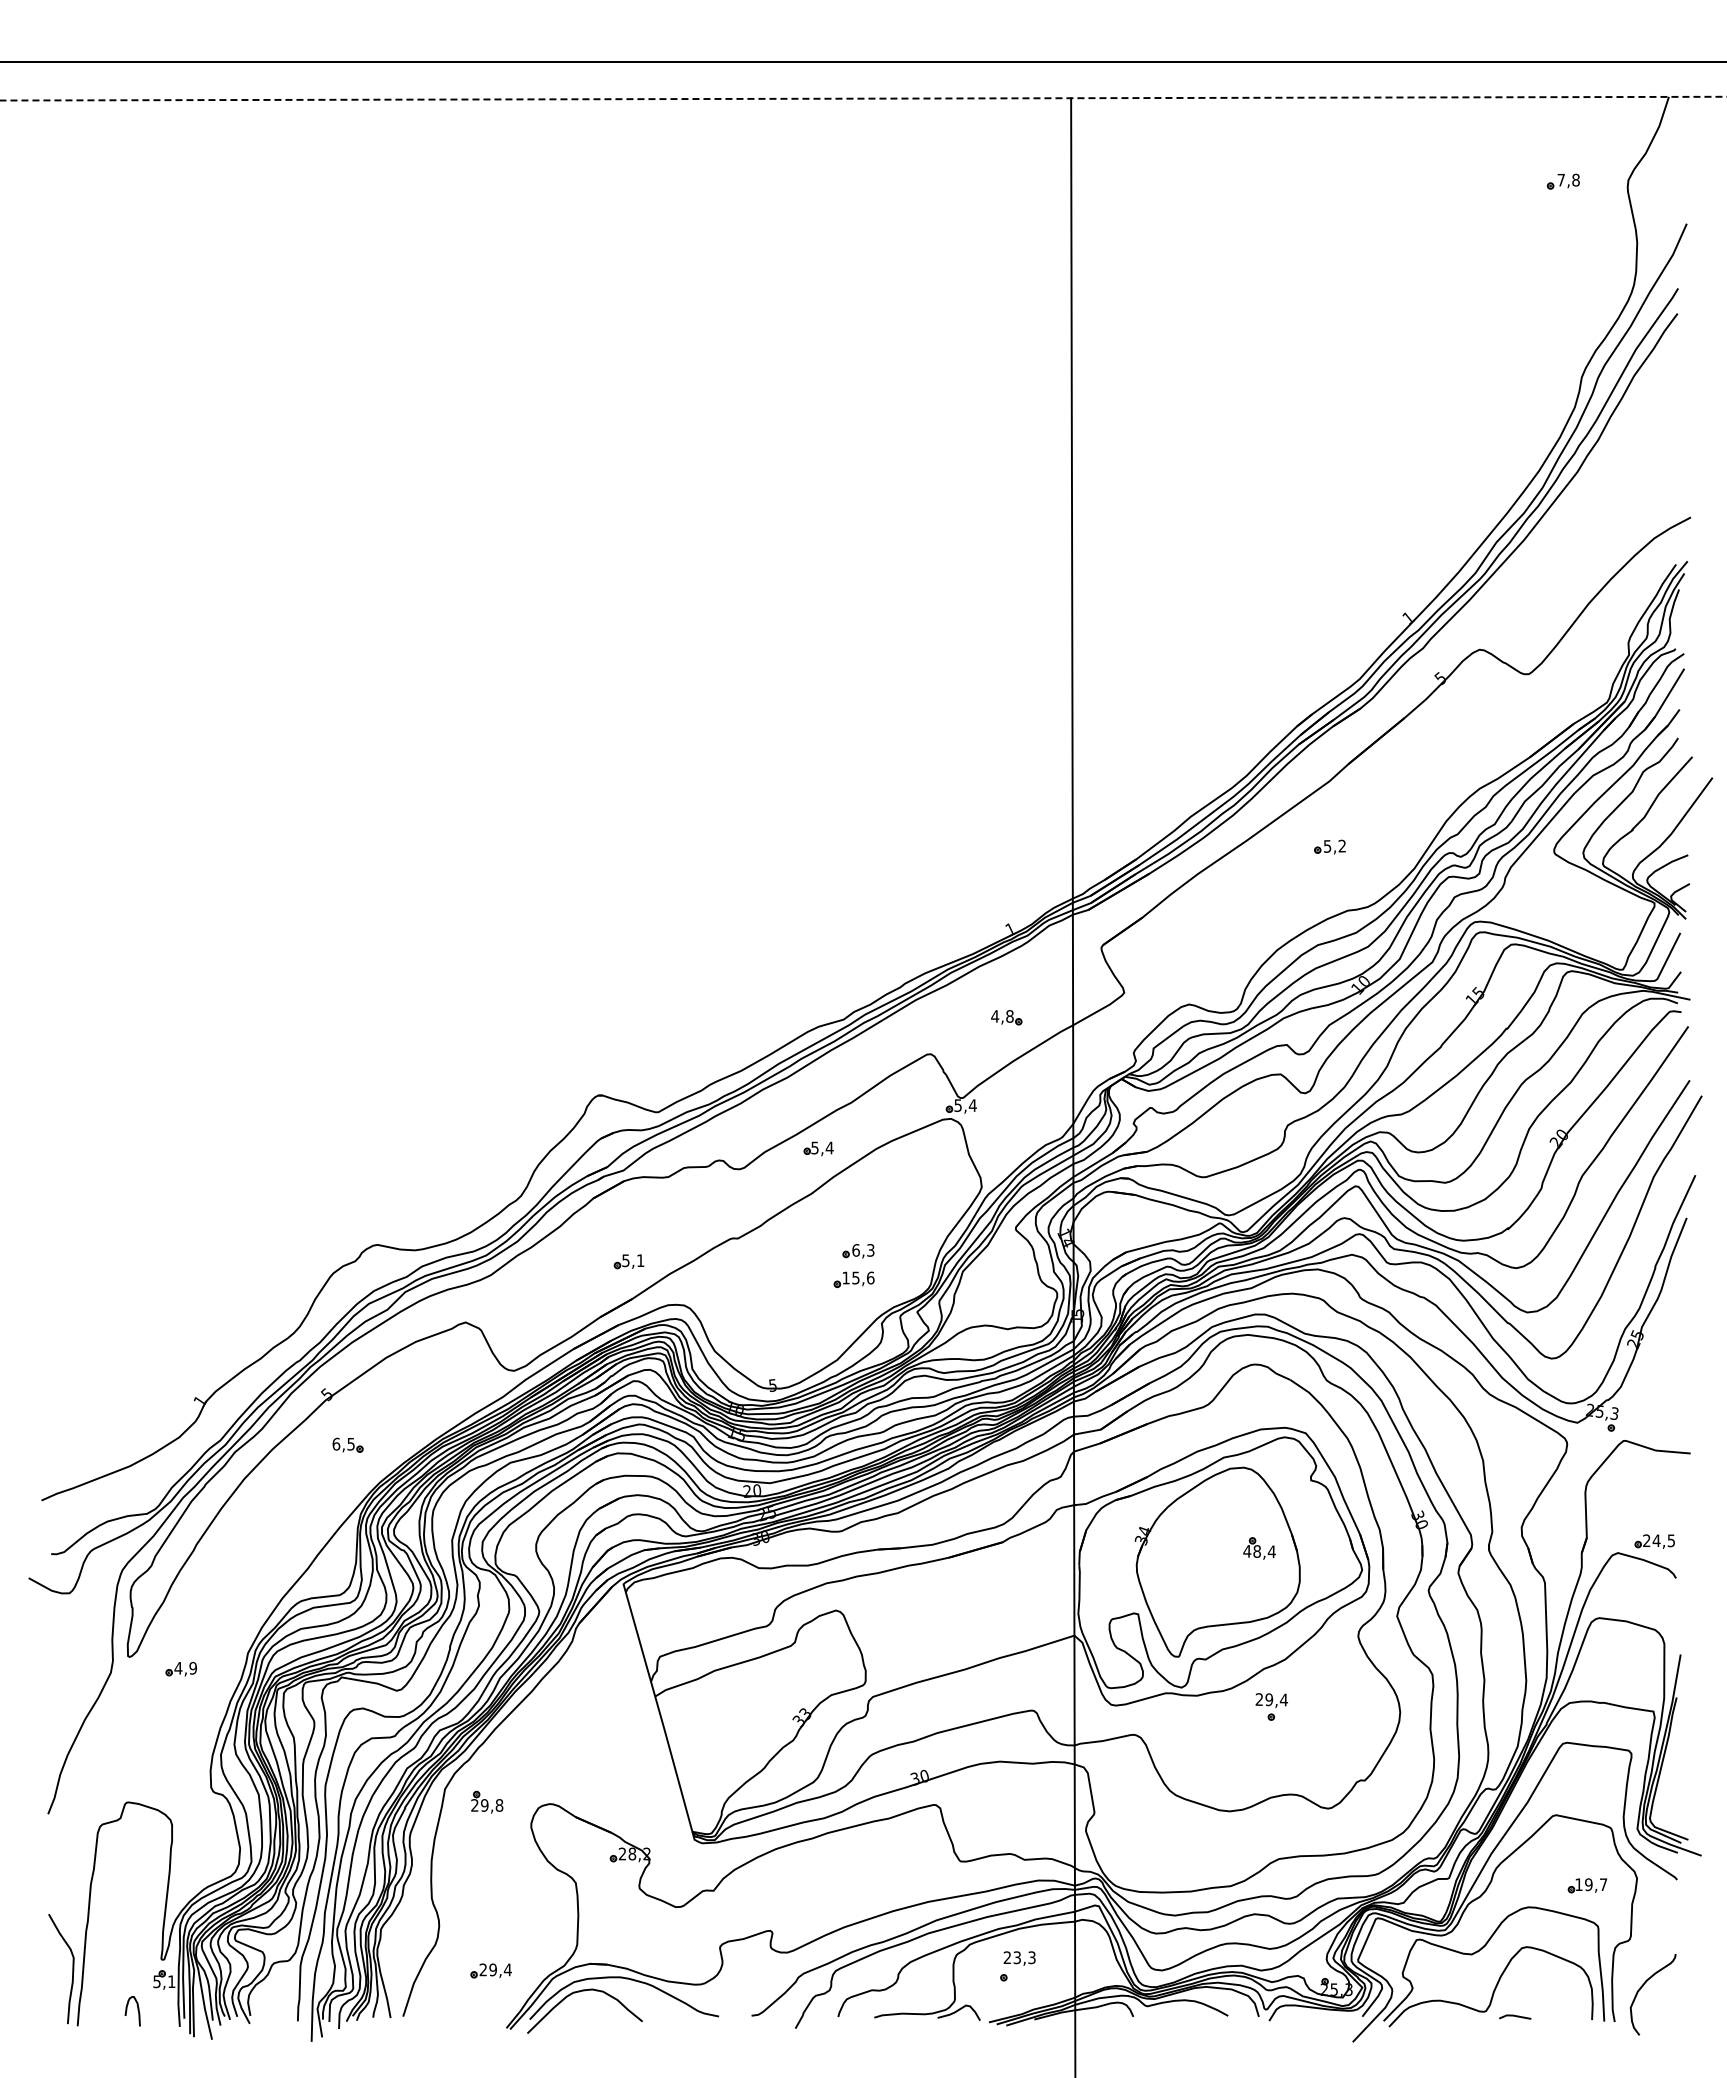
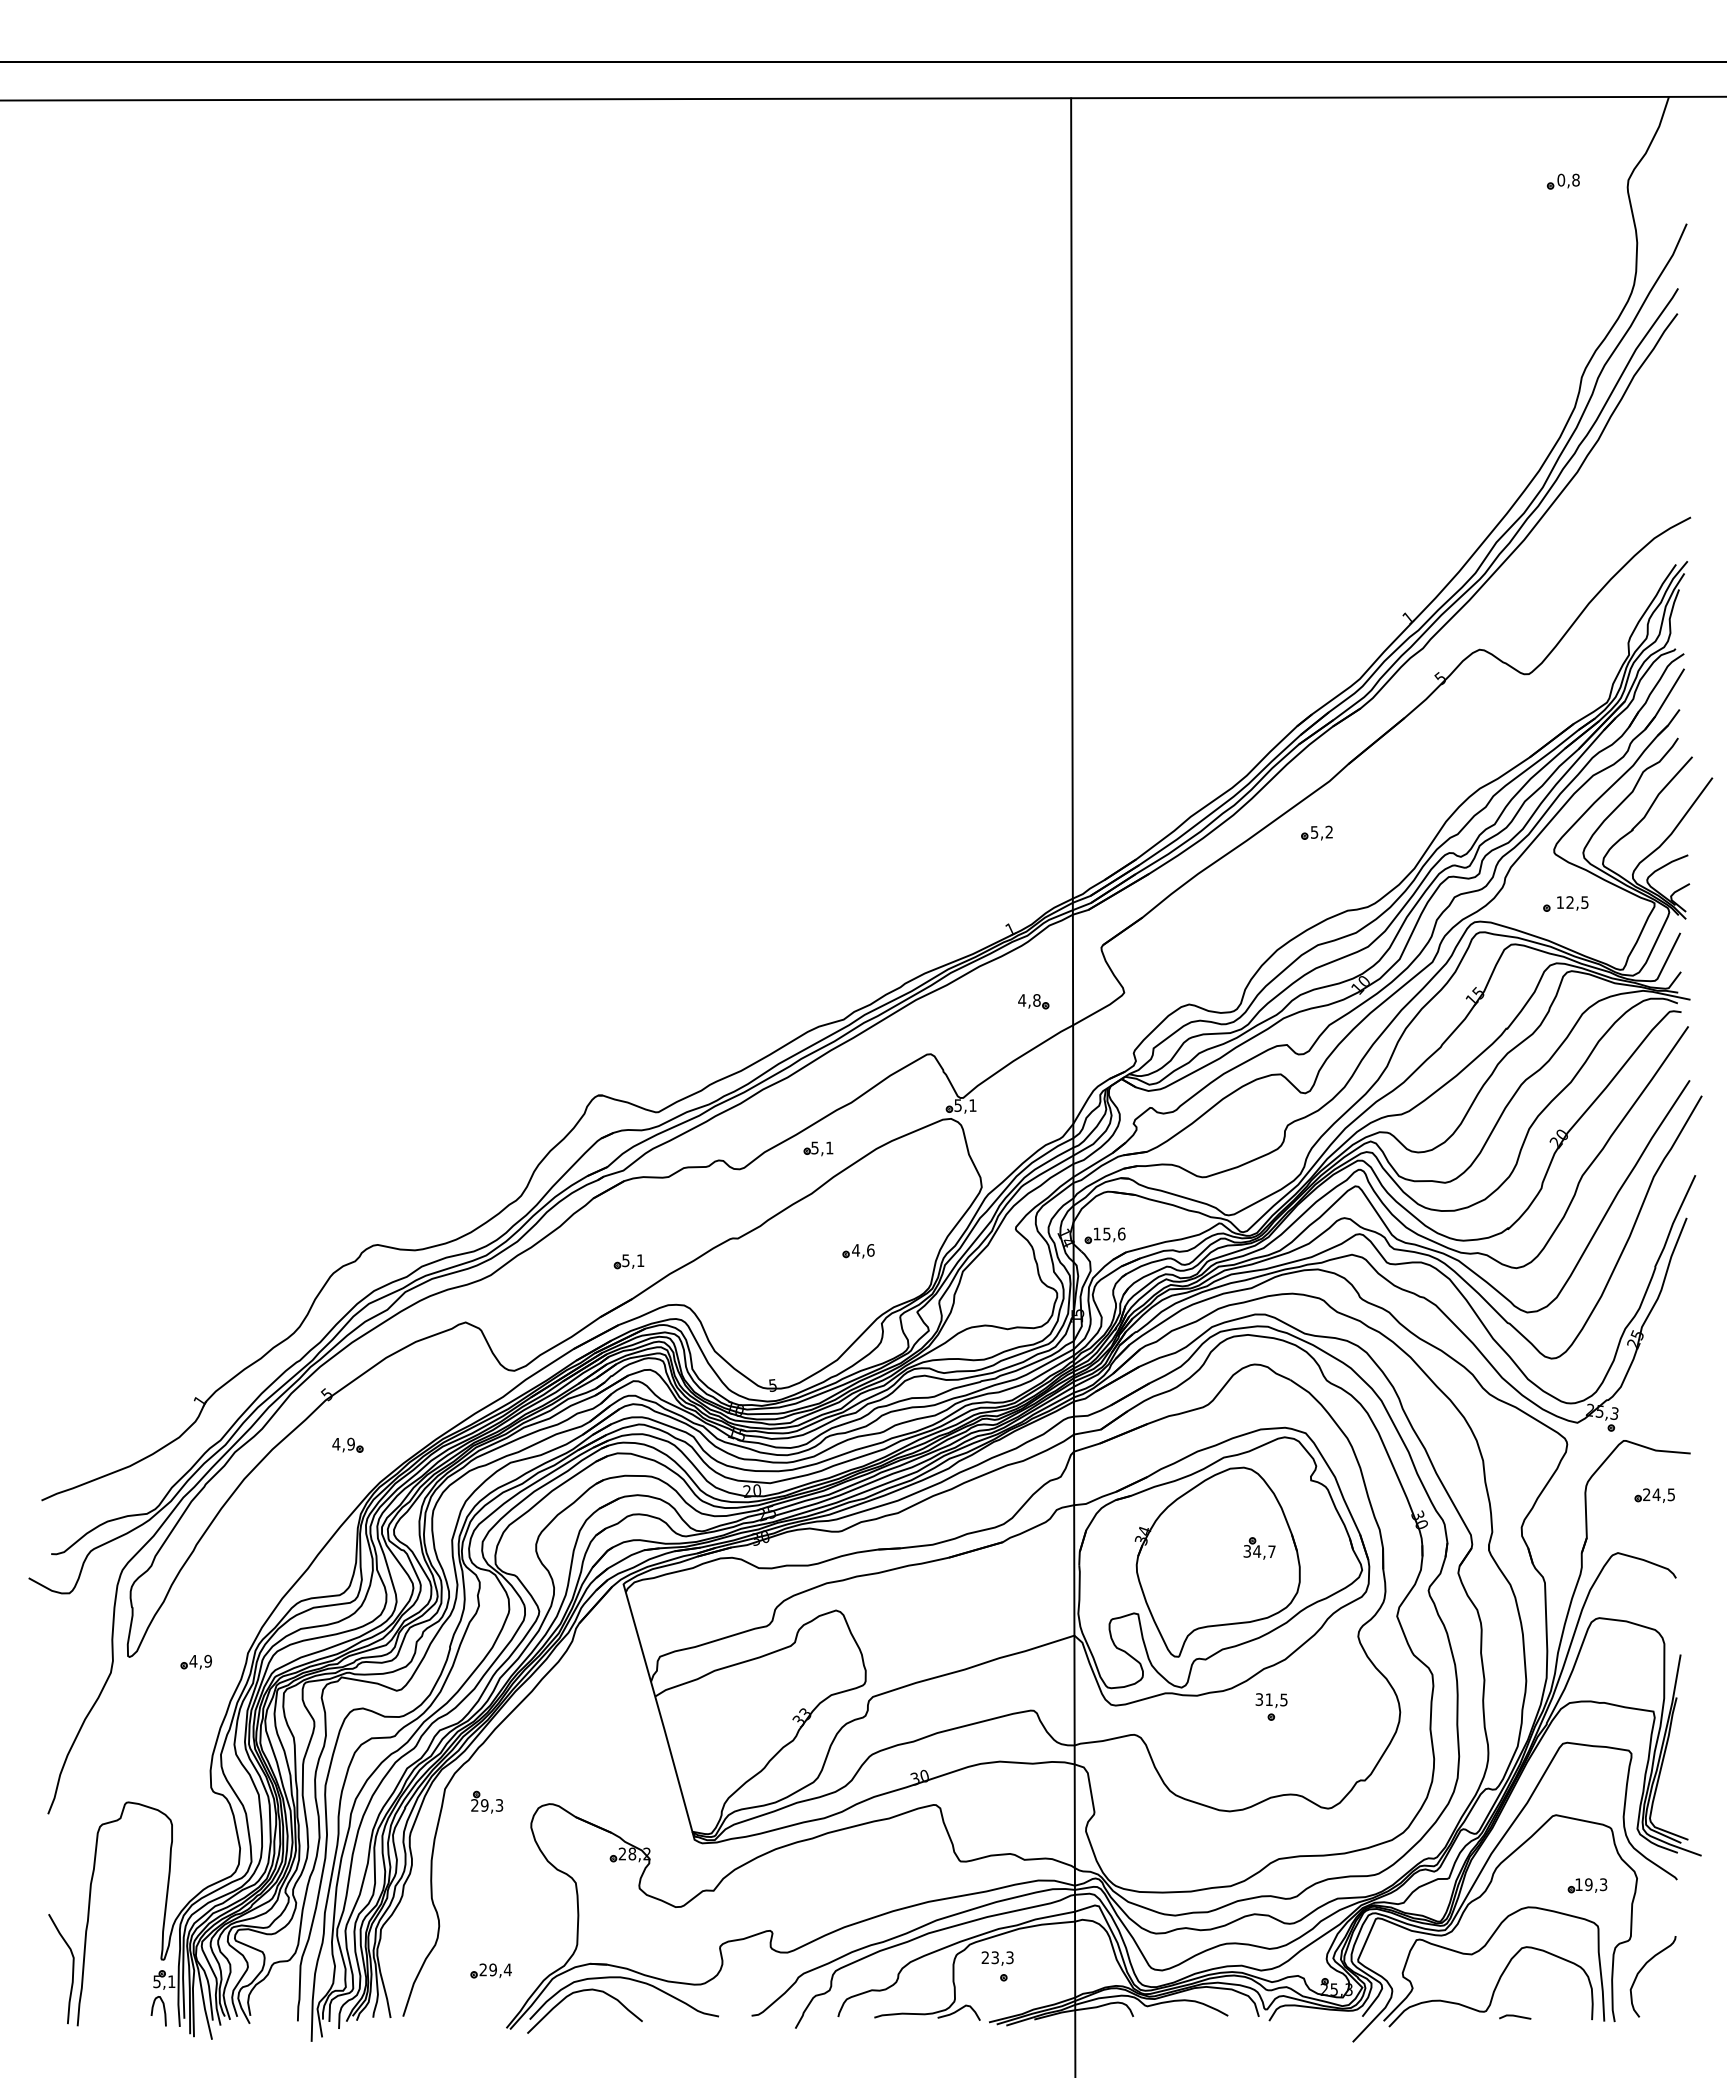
line: dashed -> solid (864, 98)
text: 7,8 -> 0,8 (1561, 179)
part position: (1329, 846) -> (1316, 832) (1316, 832)
part: none -> present (1565, 903)
part position: (1006, 1017) -> (1033, 1001) (1033, 1001)
text: 5,4 -> 5,1 (972, 1105)
text: 5,4 -> 5,1 (829, 1147)
text: 6,3 -> 4,6 (863, 1250)
part position: (853, 1279) -> (1104, 1235) (1104, 1235)
text: 6,5 -> 4,9 (343, 1443)
part position: (1654, 1541) -> (1654, 1495) (1654, 1495)
text: 48,4 -> 34,7 (1259, 1551)
part position: (180, 1668) -> (195, 1661) (195, 1661)
text: 29,4 -> 31,5 (1271, 1699)
text: 29,8 -> 29,3 (499, 1805)
text: 19,7 -> 19,3 (1603, 1884)
text position: (1019, 1958) -> (997, 1958) (997, 1958)
curve position: (1644, 1985) -> (1644, 1967) (1644, 1967)
curve position: (127, 2010) -> (153, 2010) (153, 2010)
